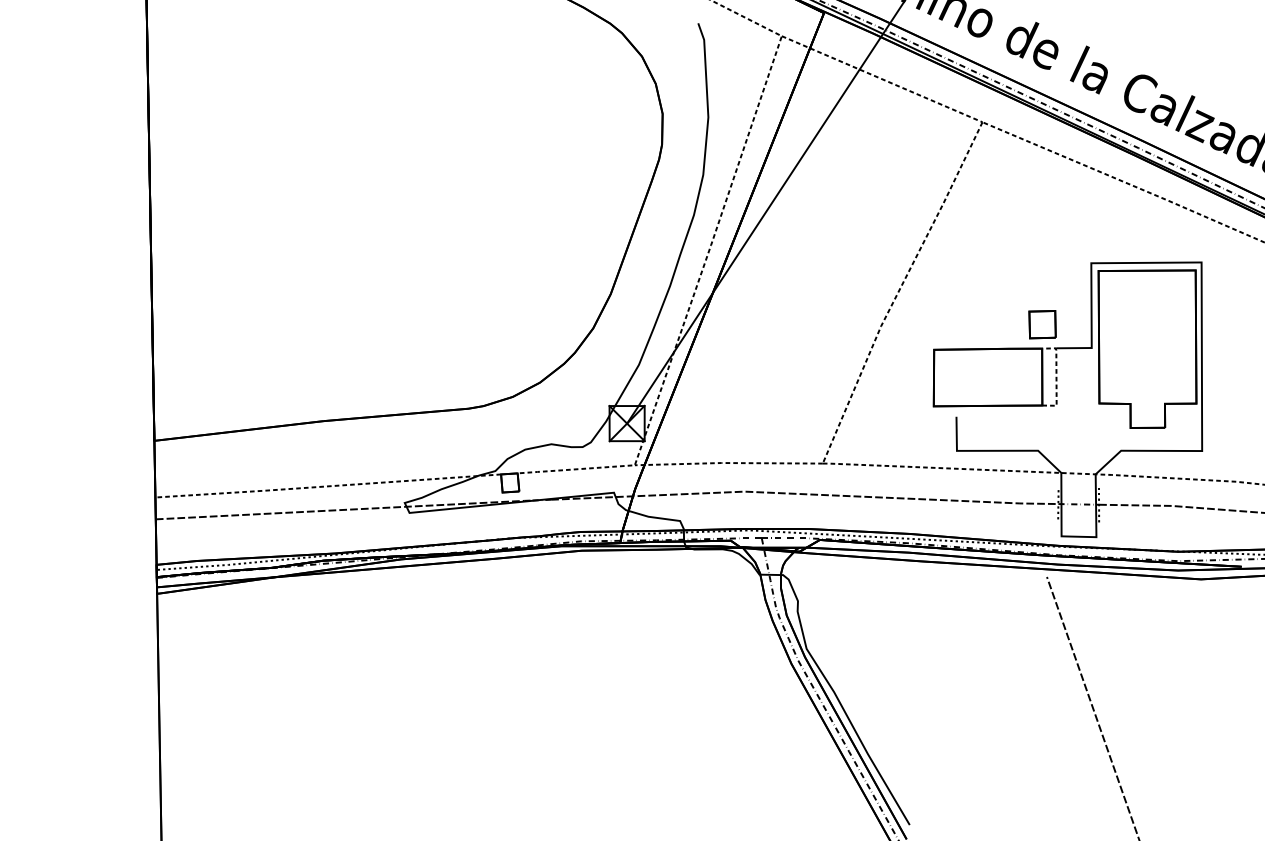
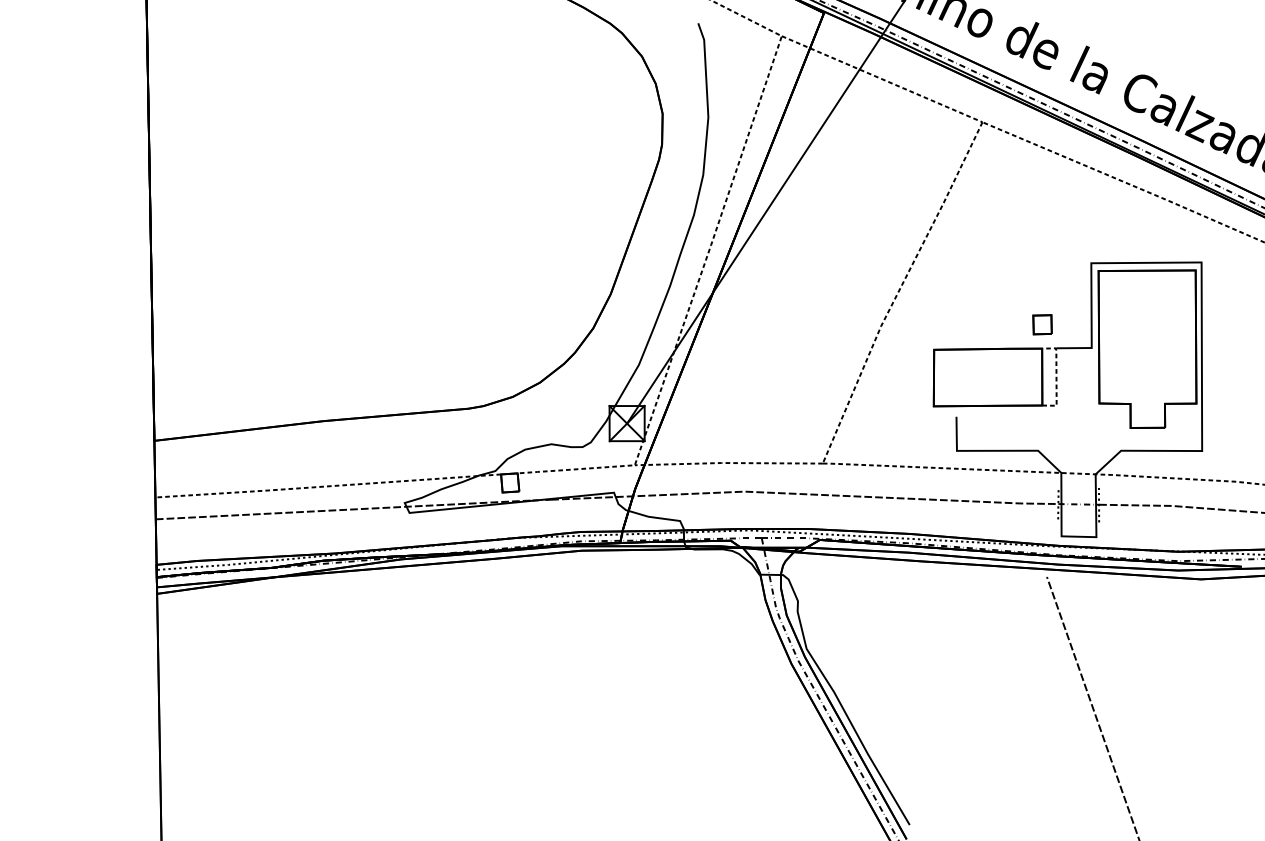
part size: 29x30 px -> 21x22 px (1042, 324)
